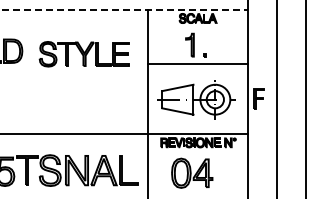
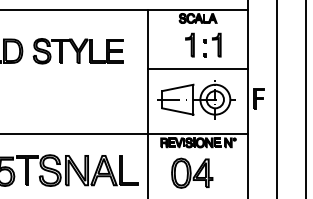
line: dashed -> solid (124, 10)
part: none -> present (212, 44)
part position: (83, 54) -> (77, 51) (77, 51)
line position: (197, 64) -> (197, 69) (197, 69)
